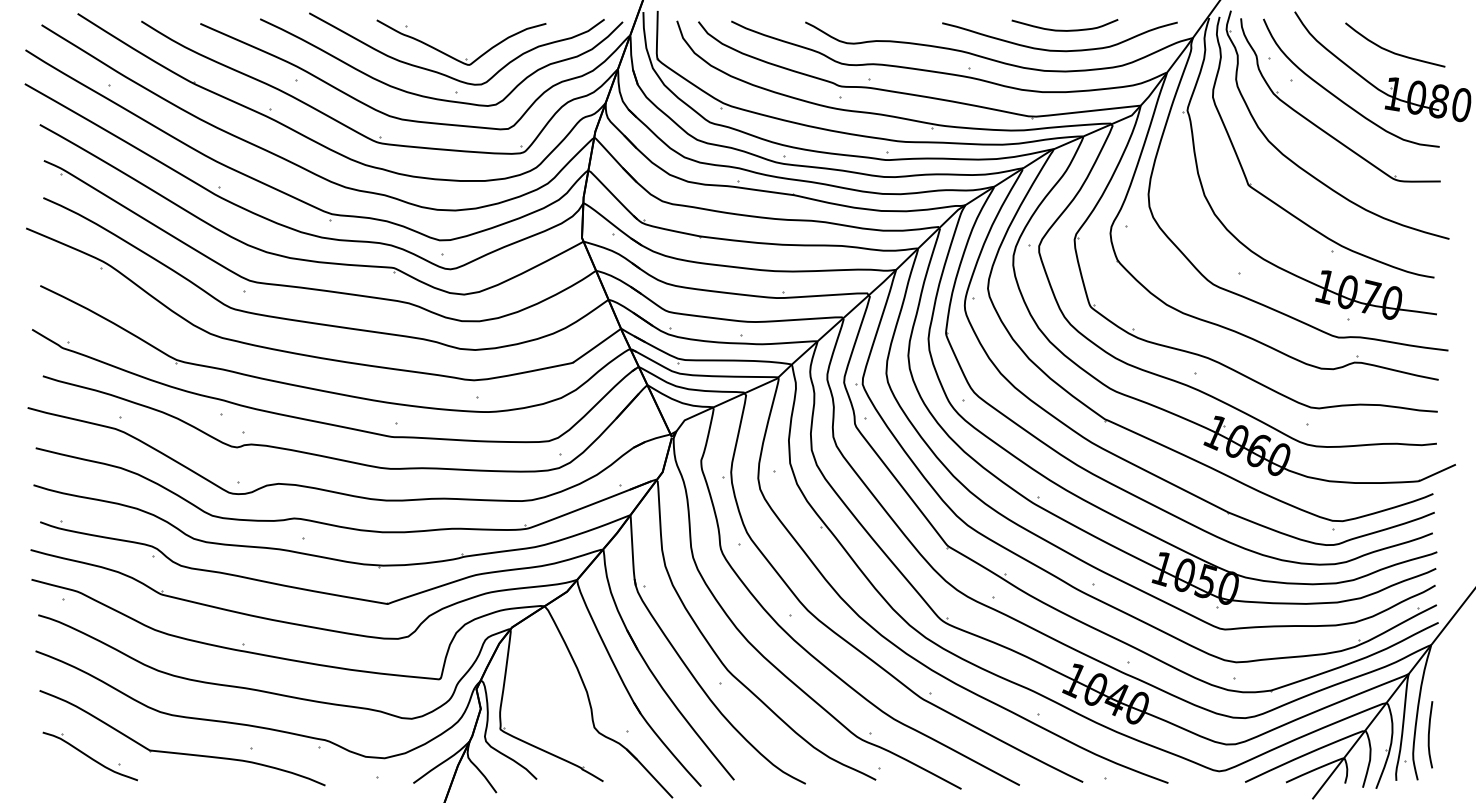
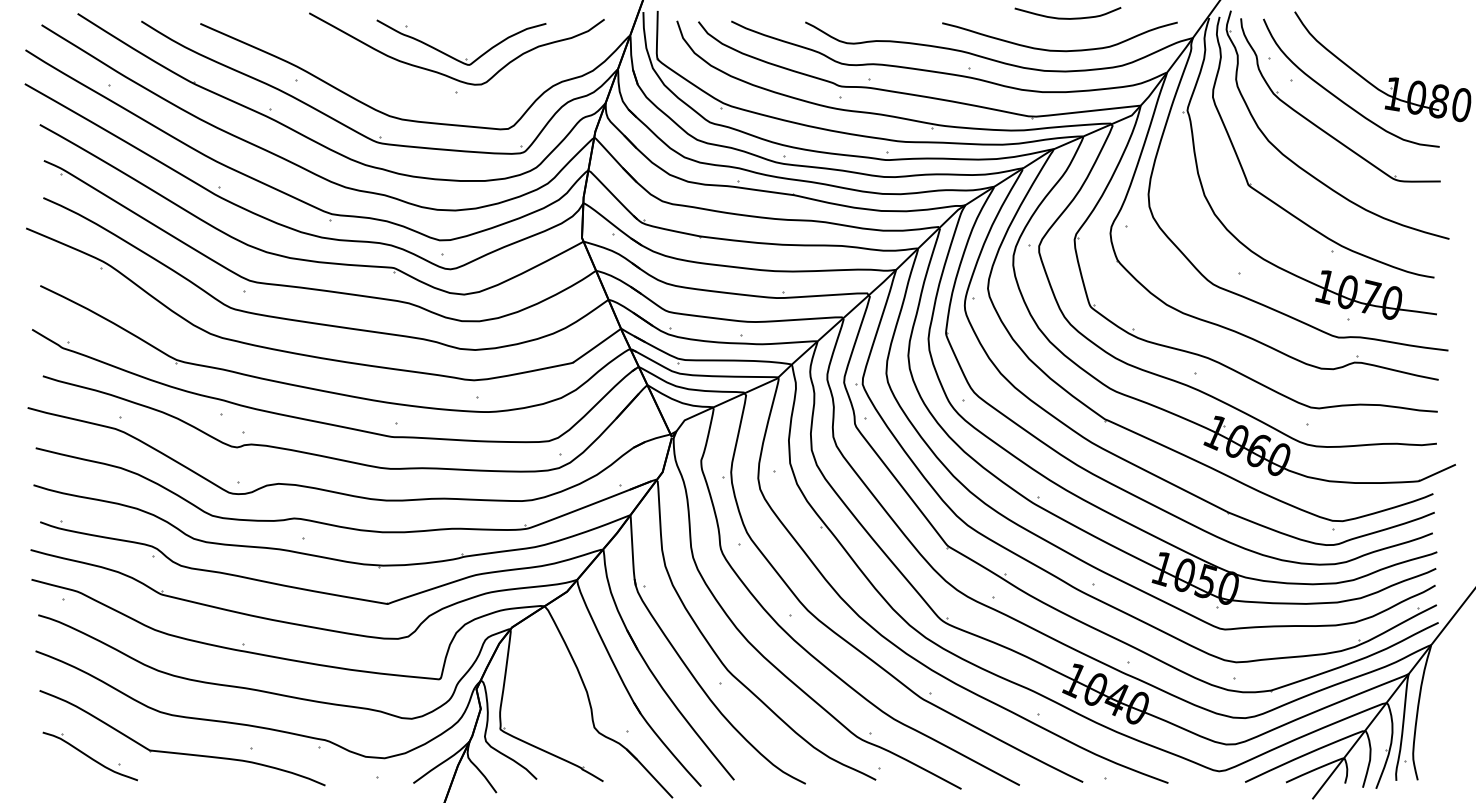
curve position: (1063, 29) -> (1066, 17) (1066, 17)
curve: present -> none (1392, 51)
curve: present -> none (434, 97)
curve: present -> none (1429, 734)
